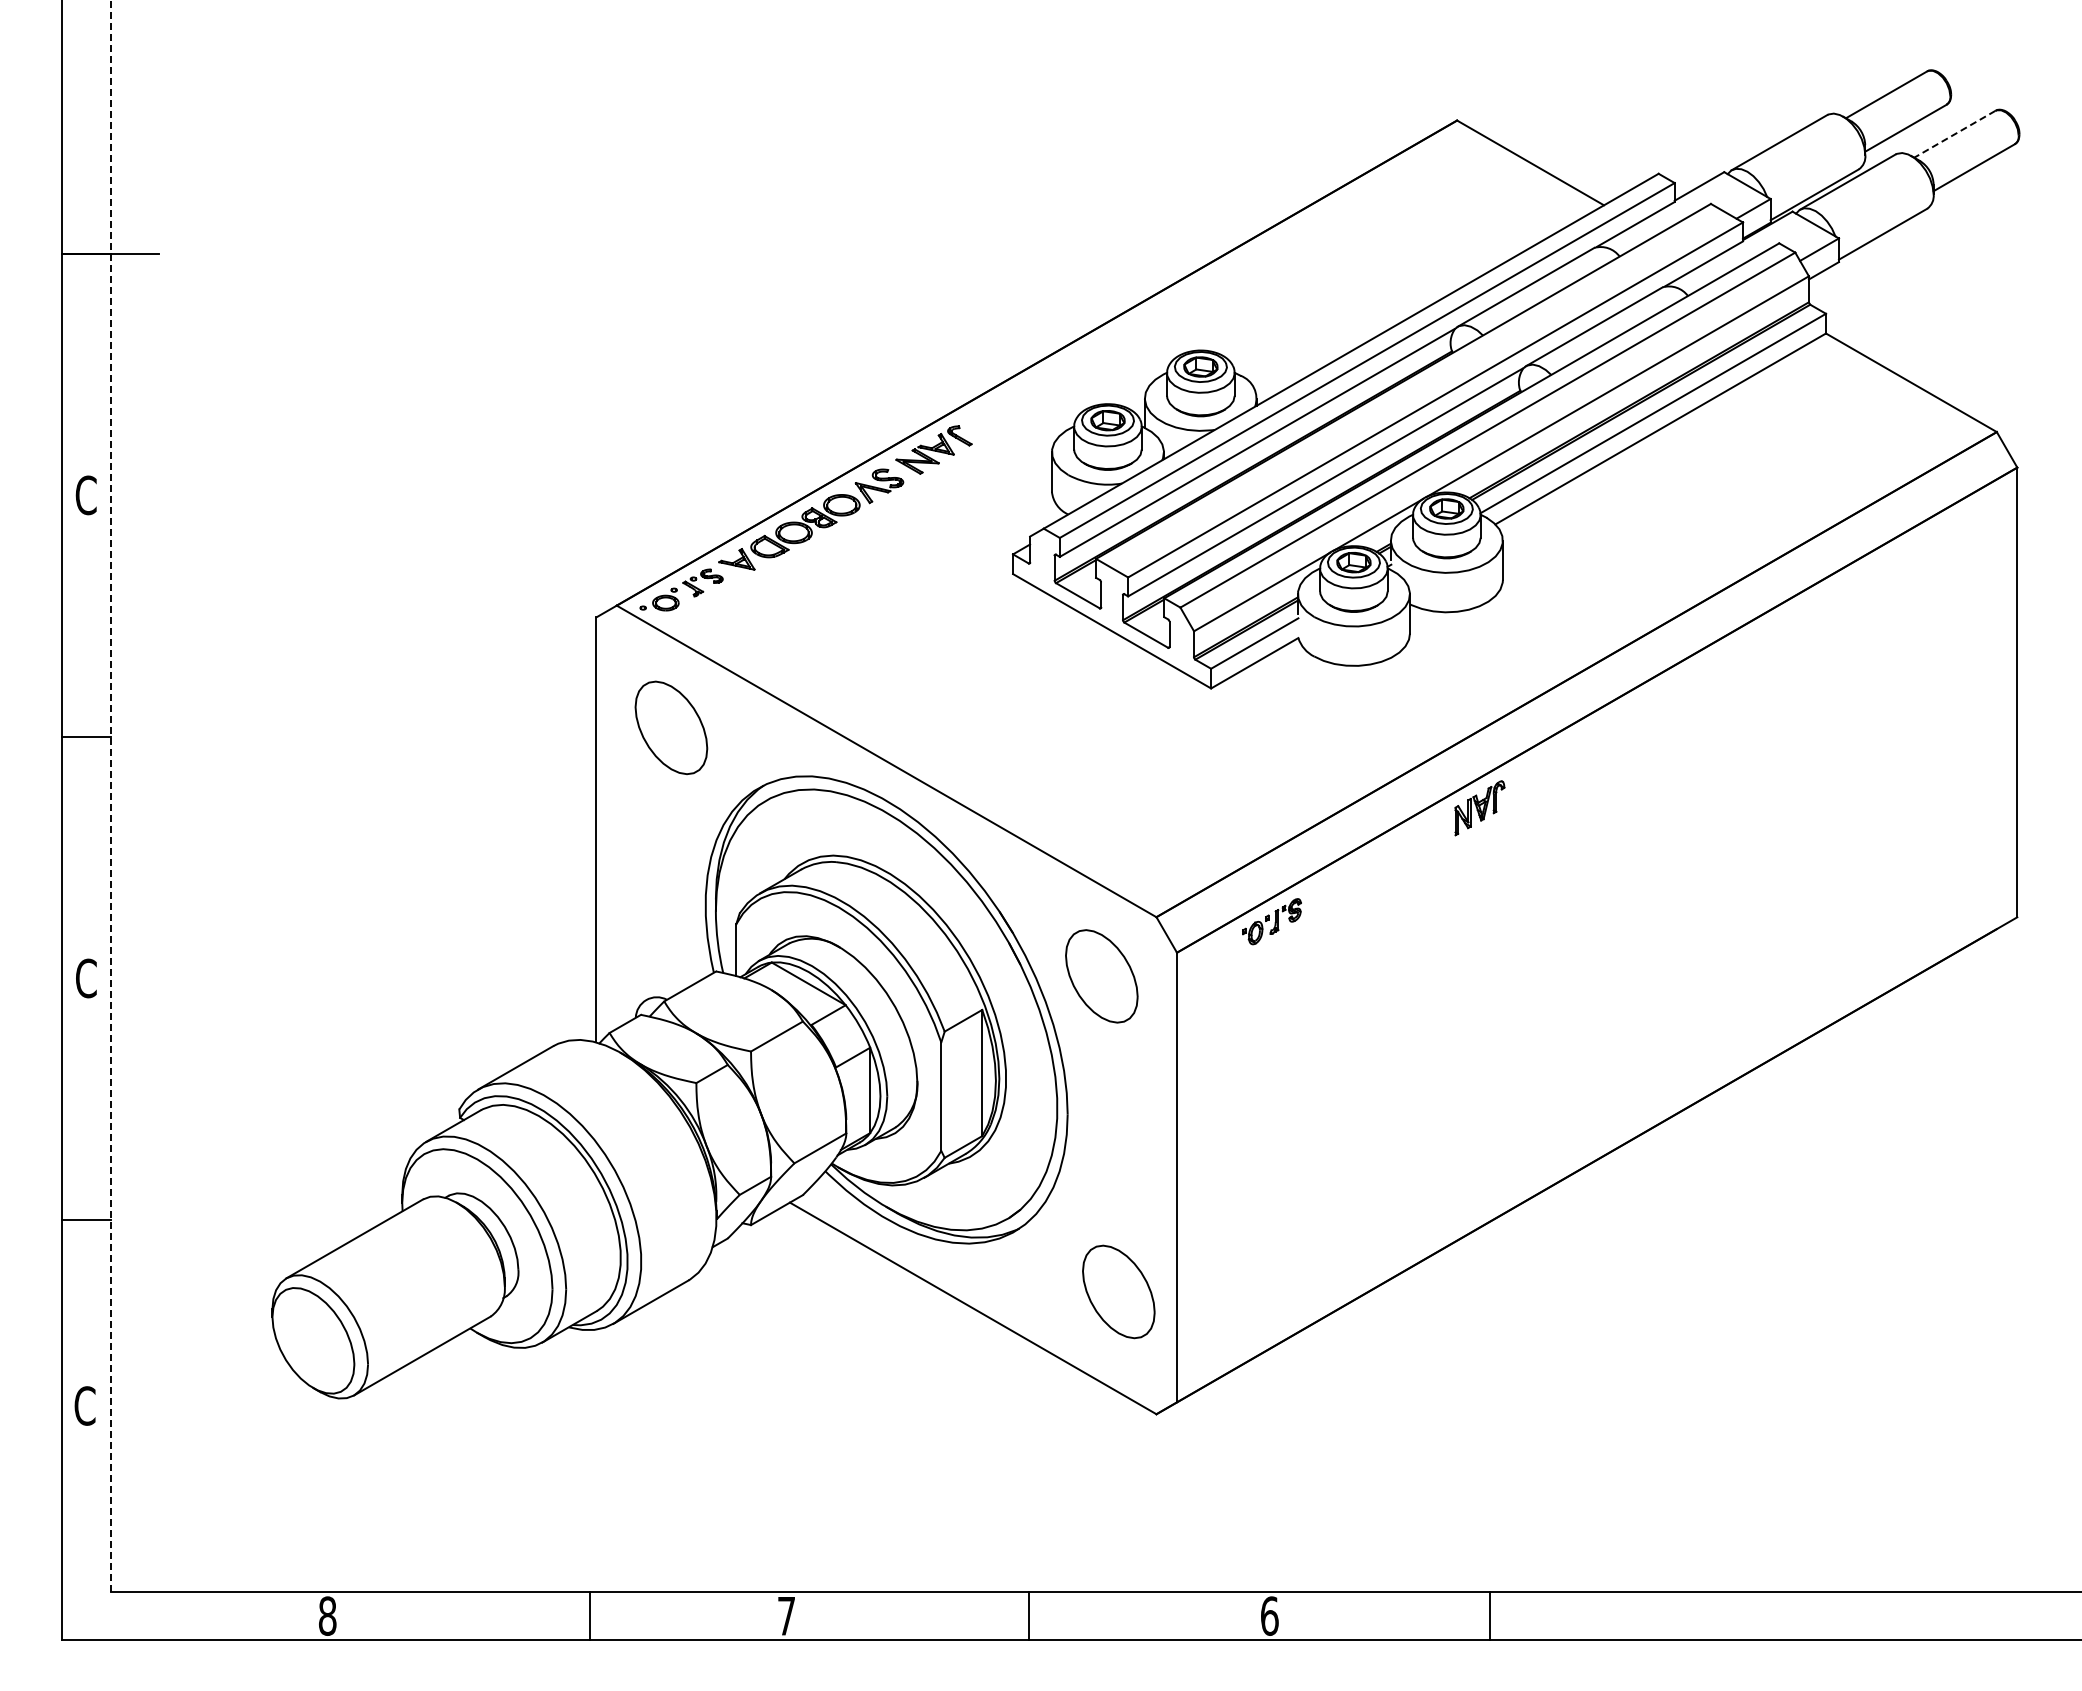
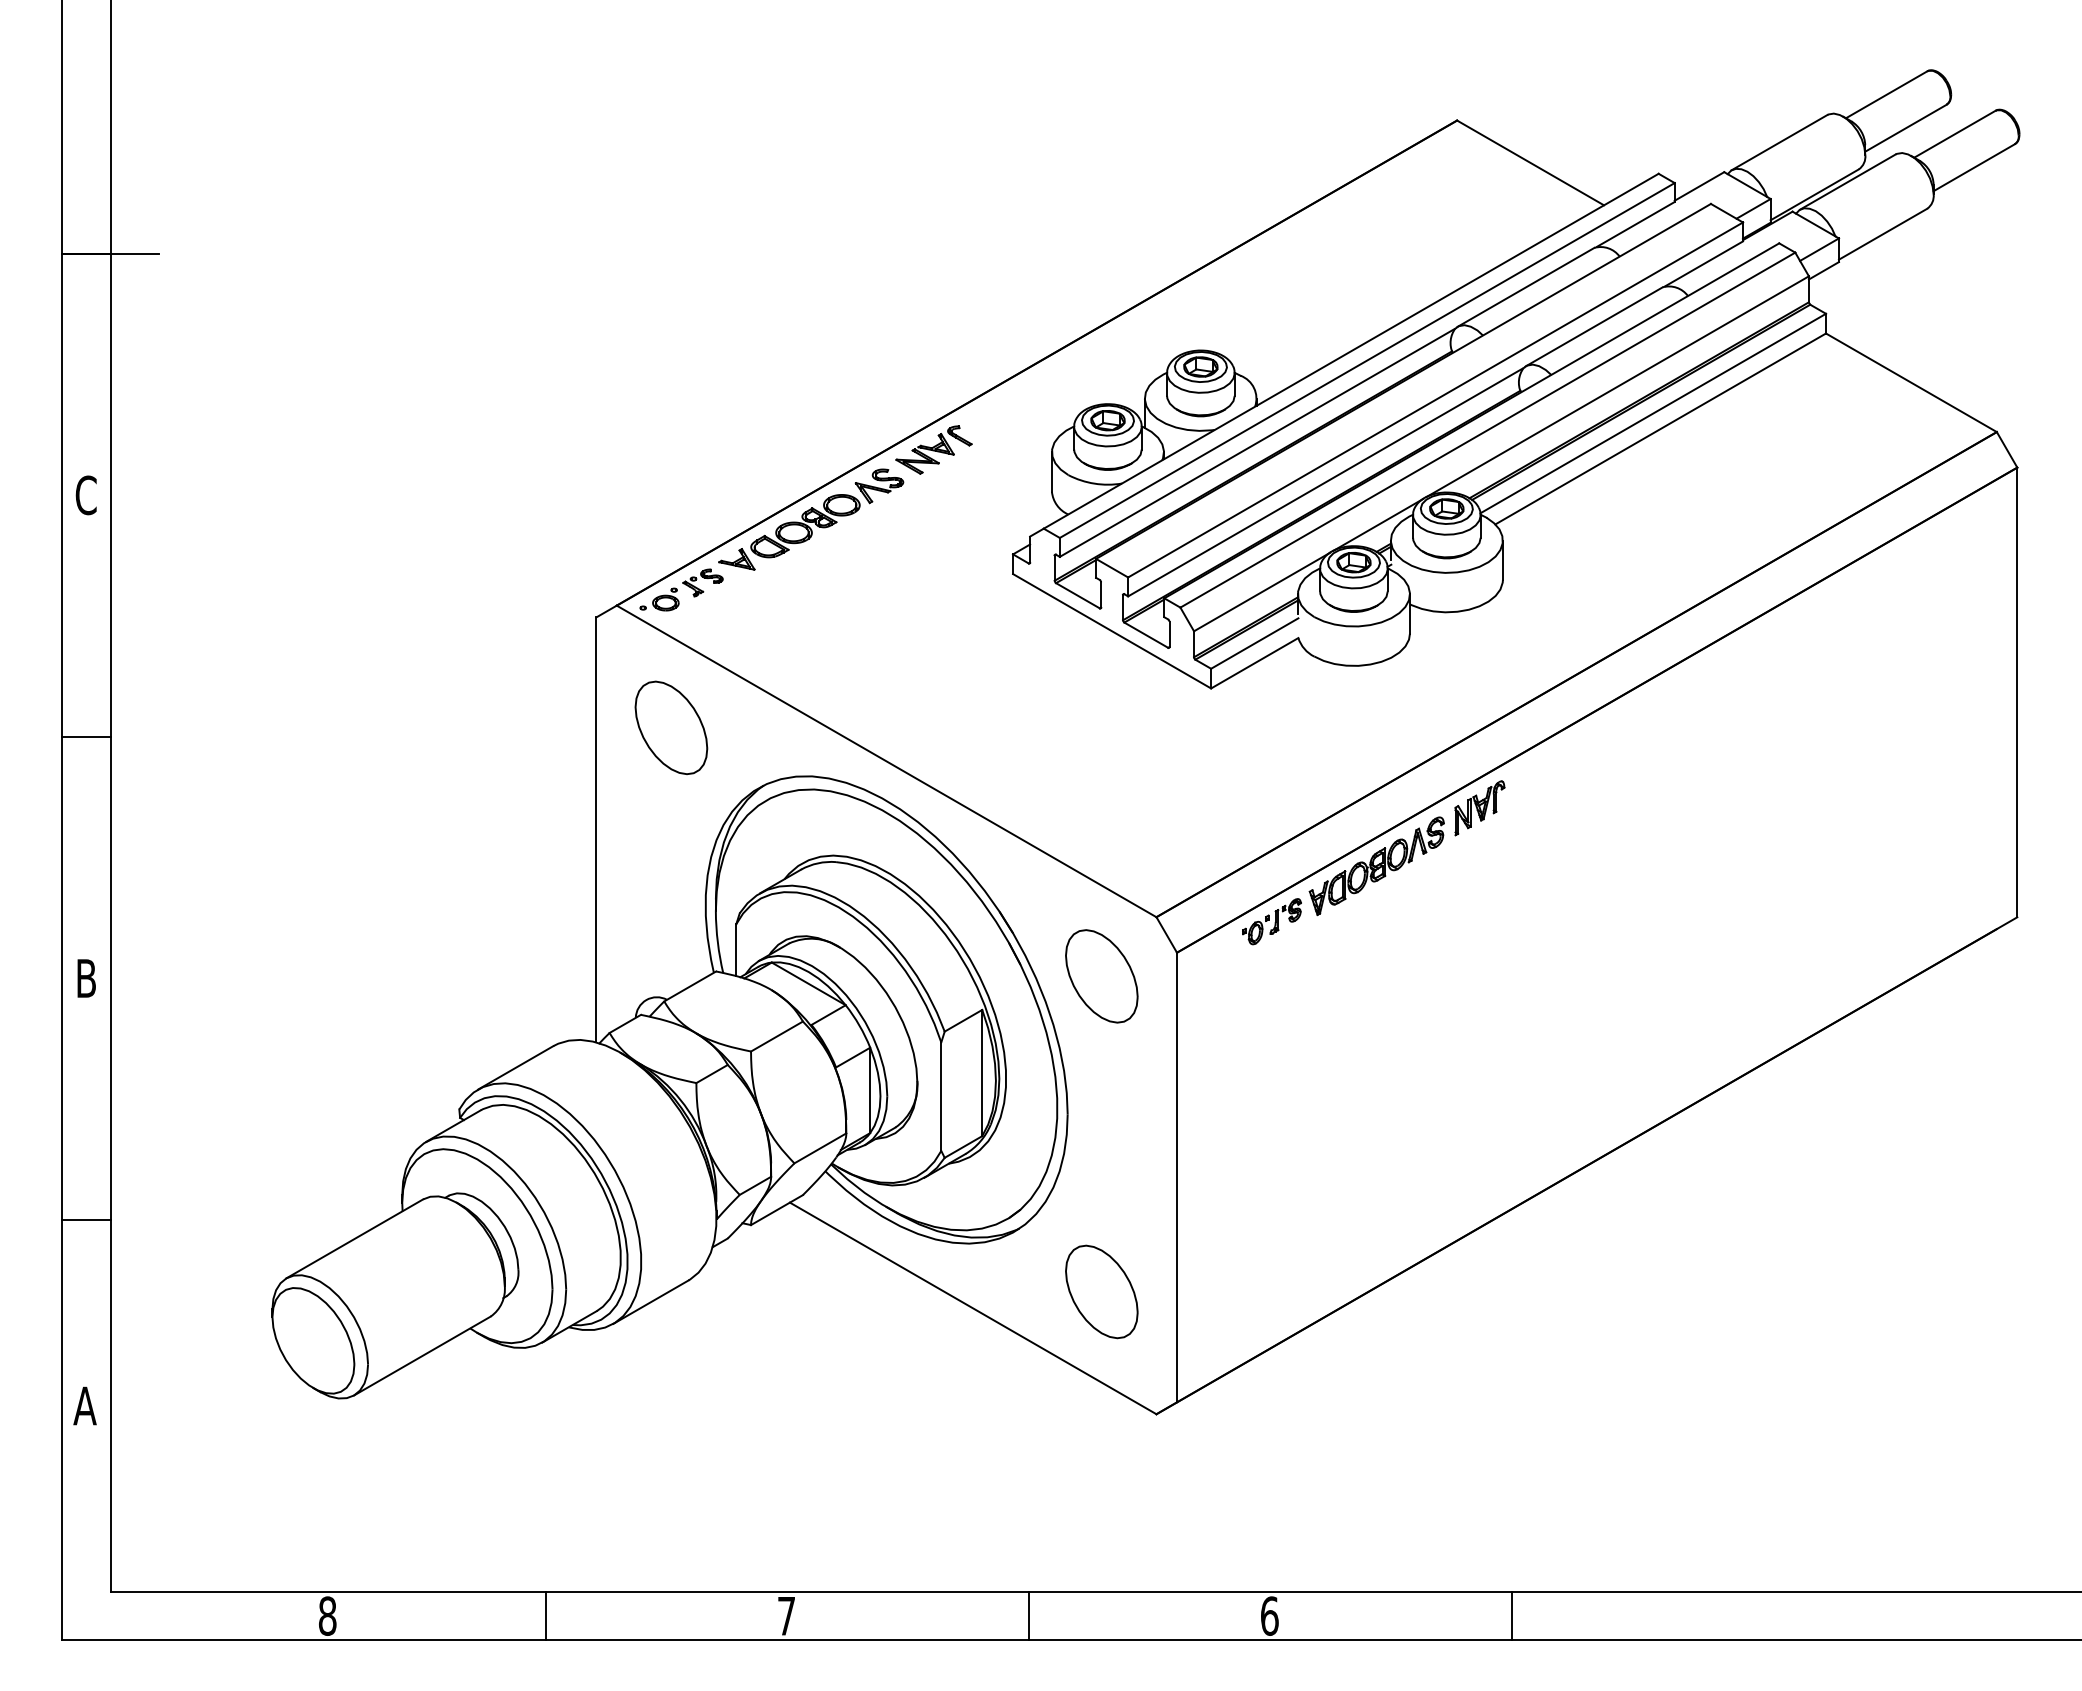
line: dashed -> solid (1954, 134)
line: dashed -> solid (110, 796)
part: none -> present (1376, 866)
text: C -> B (86, 978)
part position: (1118, 1291) -> (1101, 1291) (1101, 1291)
text: C -> A (84, 1405)
line position: (589, 1615) -> (545, 1615) (545, 1615)
line position: (1489, 1615) -> (1511, 1615) (1511, 1615)
